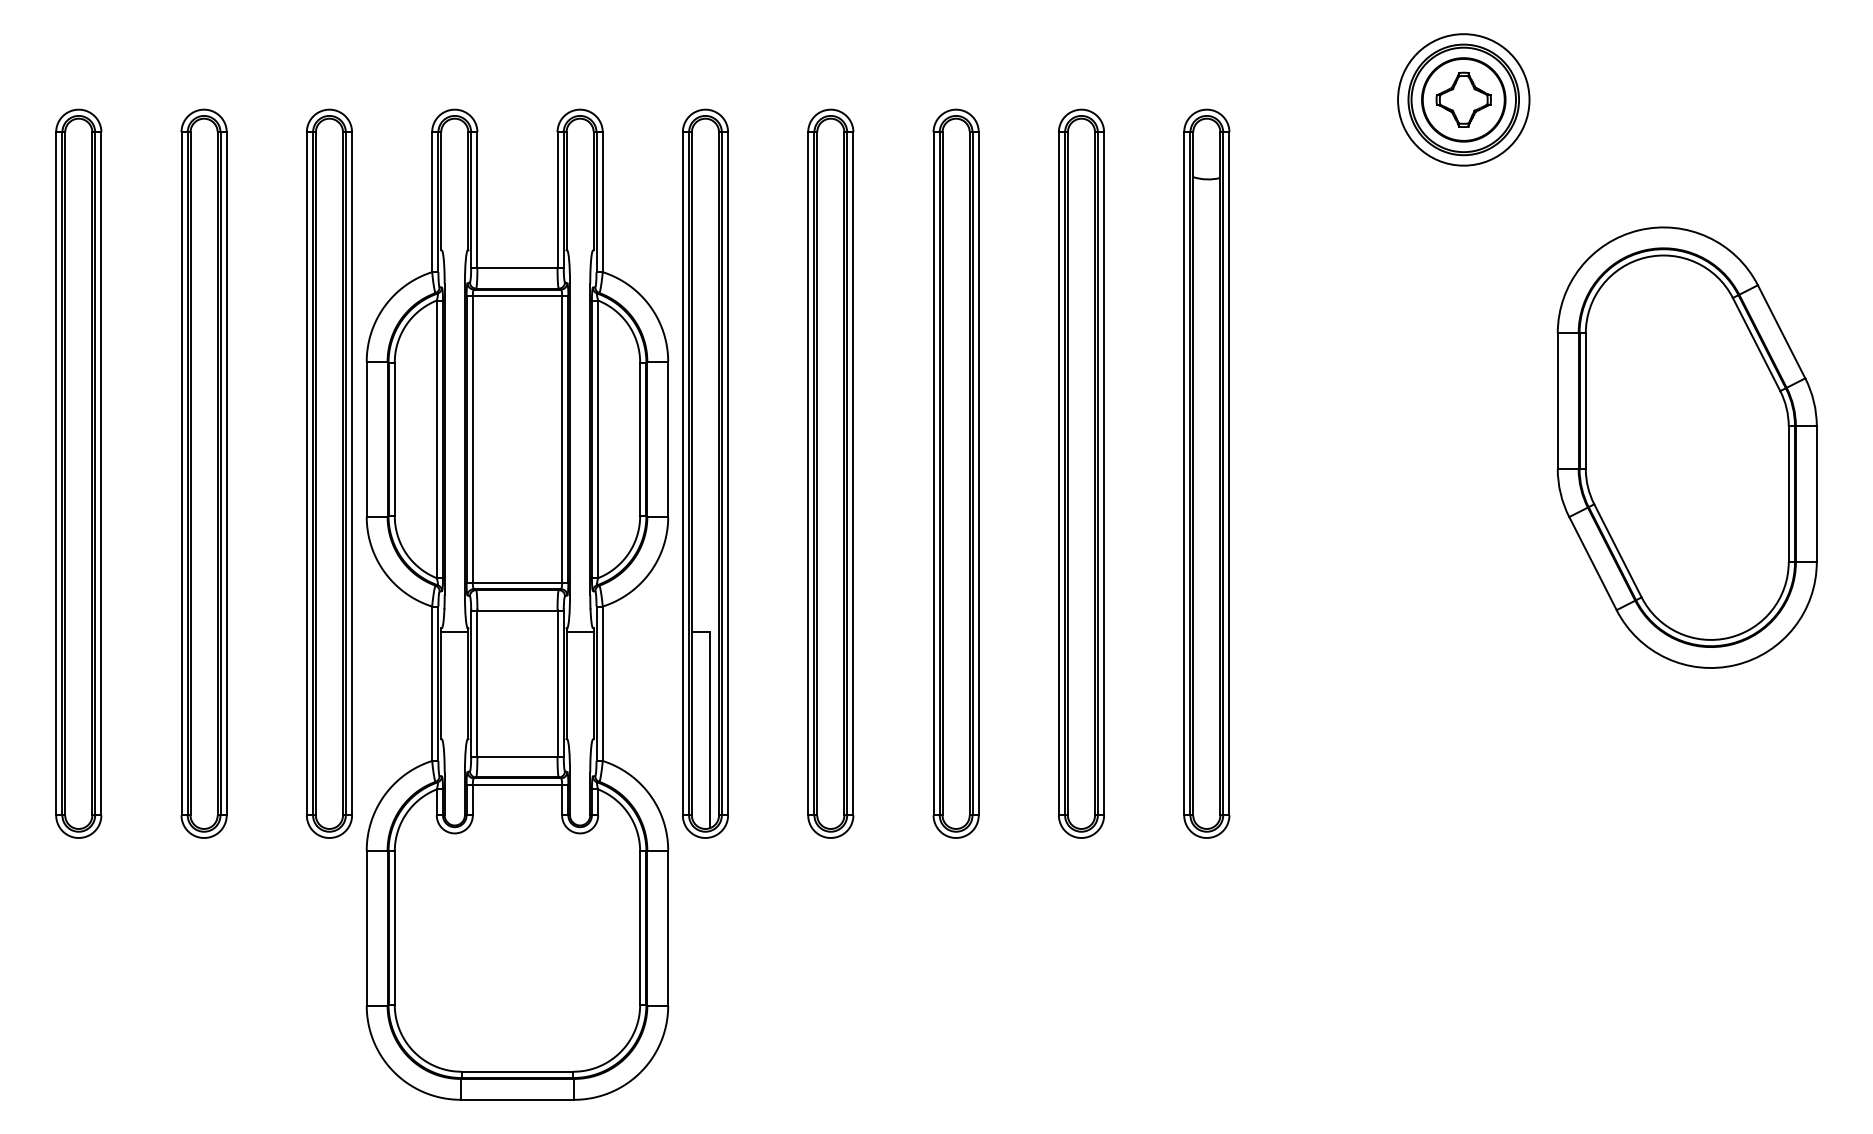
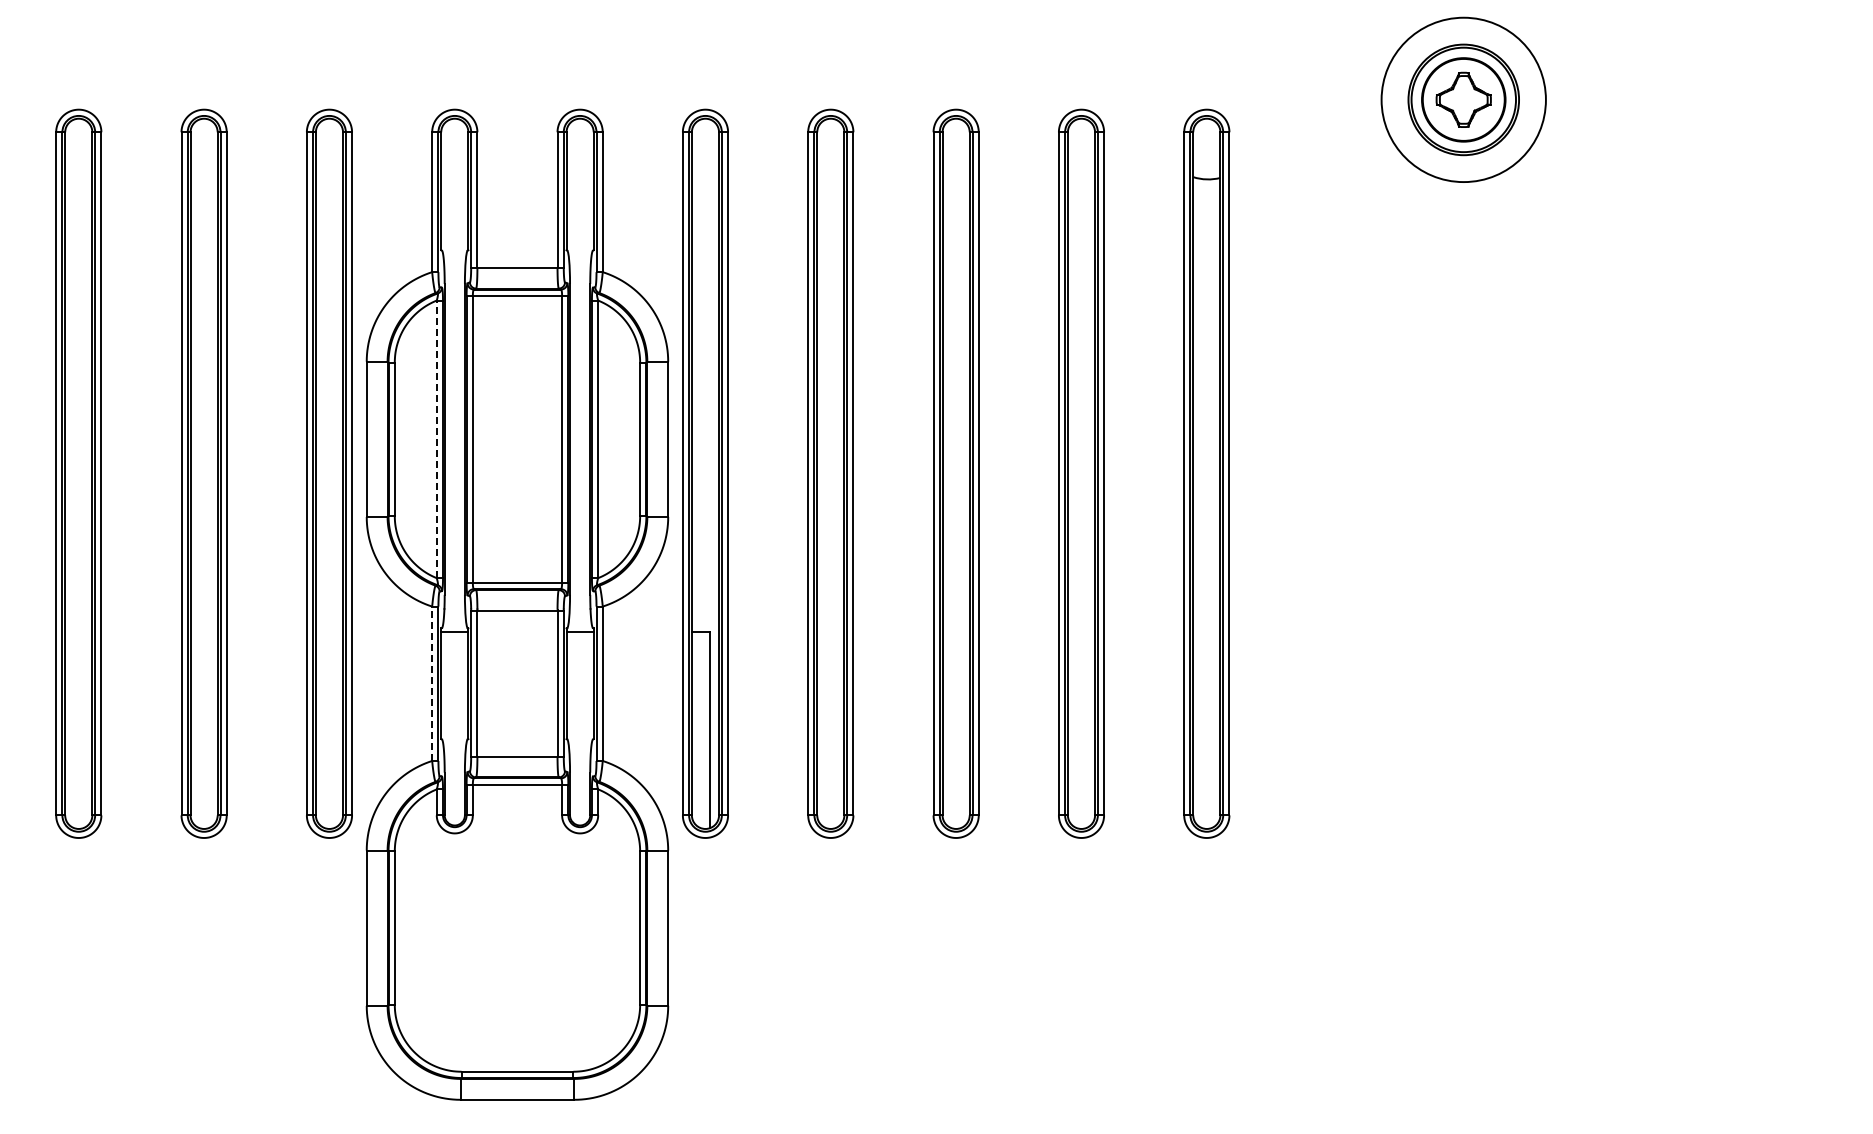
circle diameter: 131 px -> 164 px (1463, 99)
line: solid -> dashed (436, 439)
part: present -> none (1686, 447)
line: solid -> dashed (432, 683)
